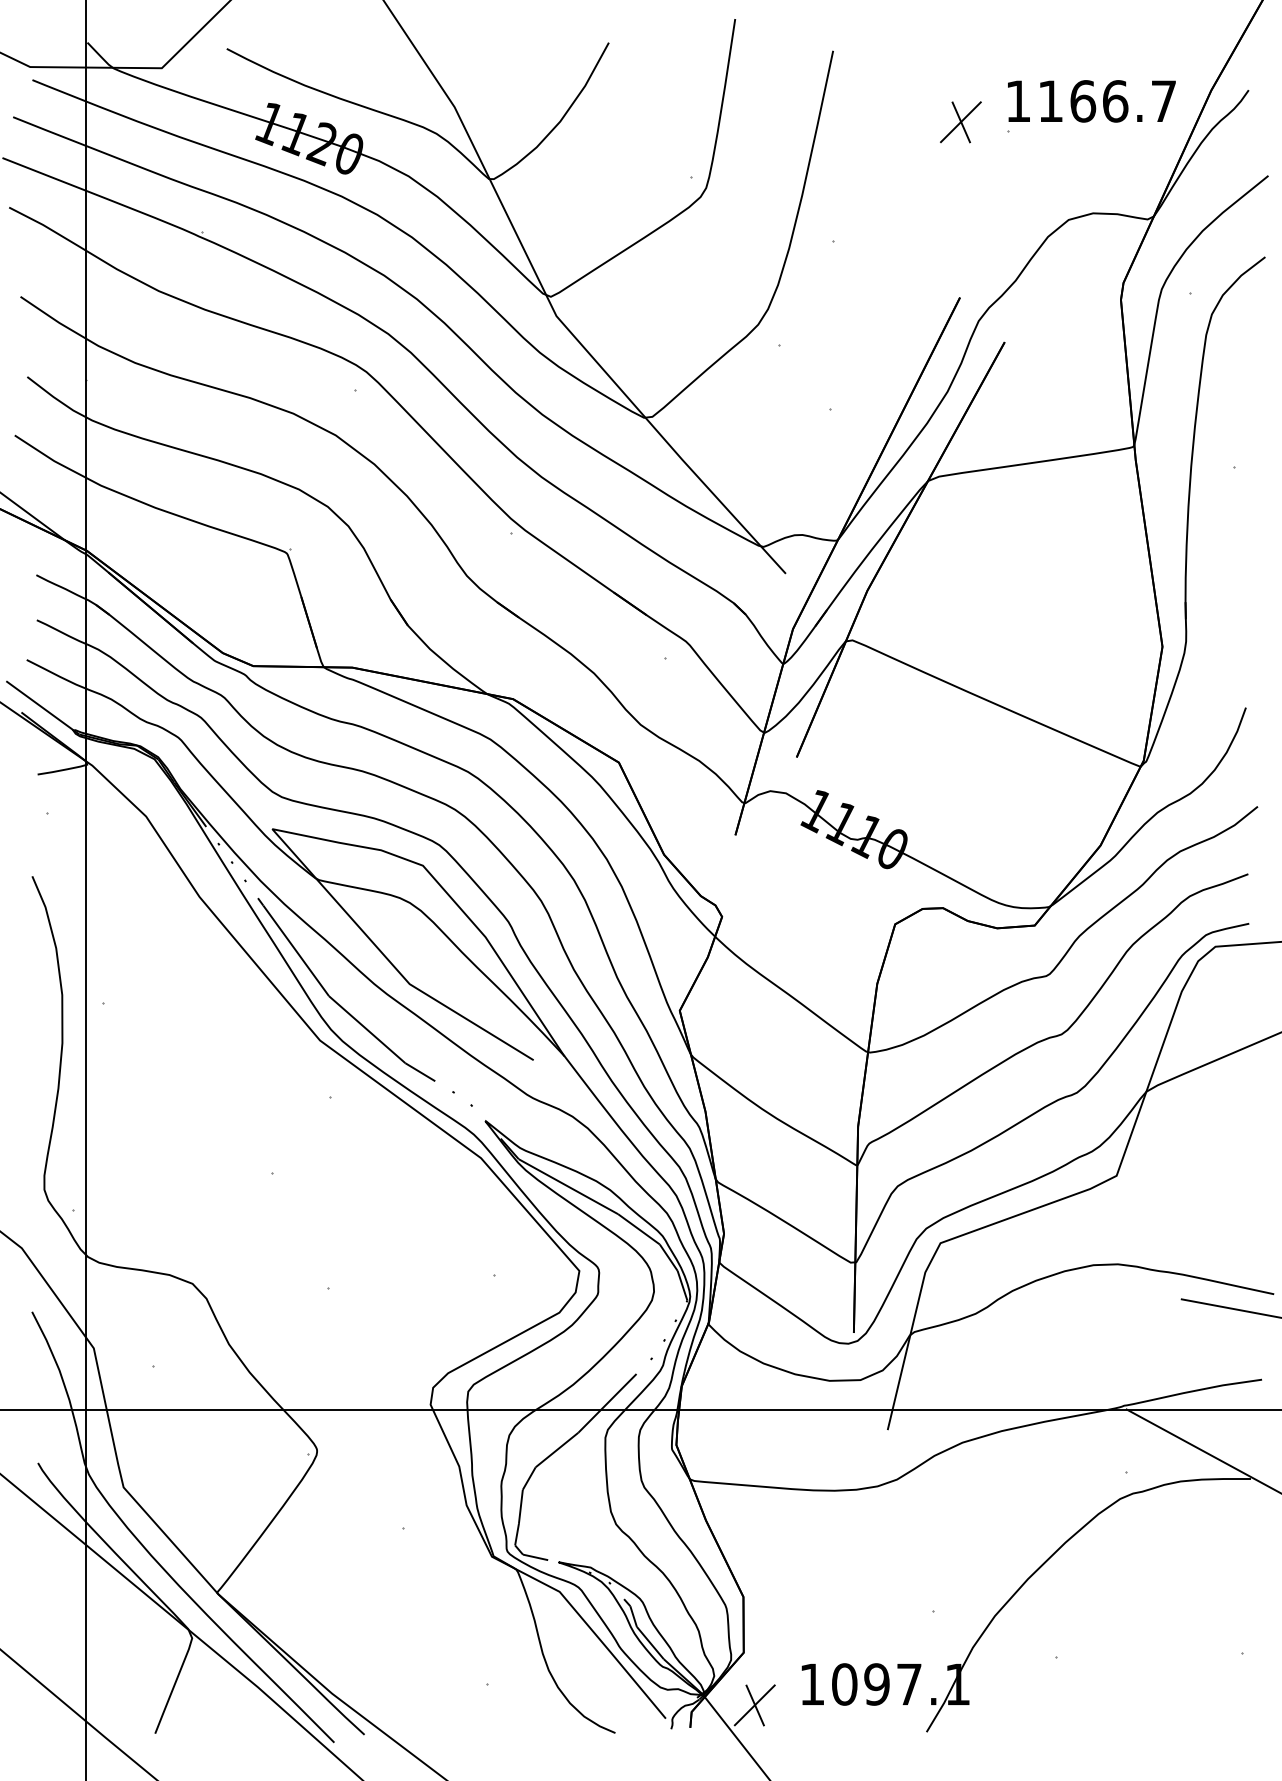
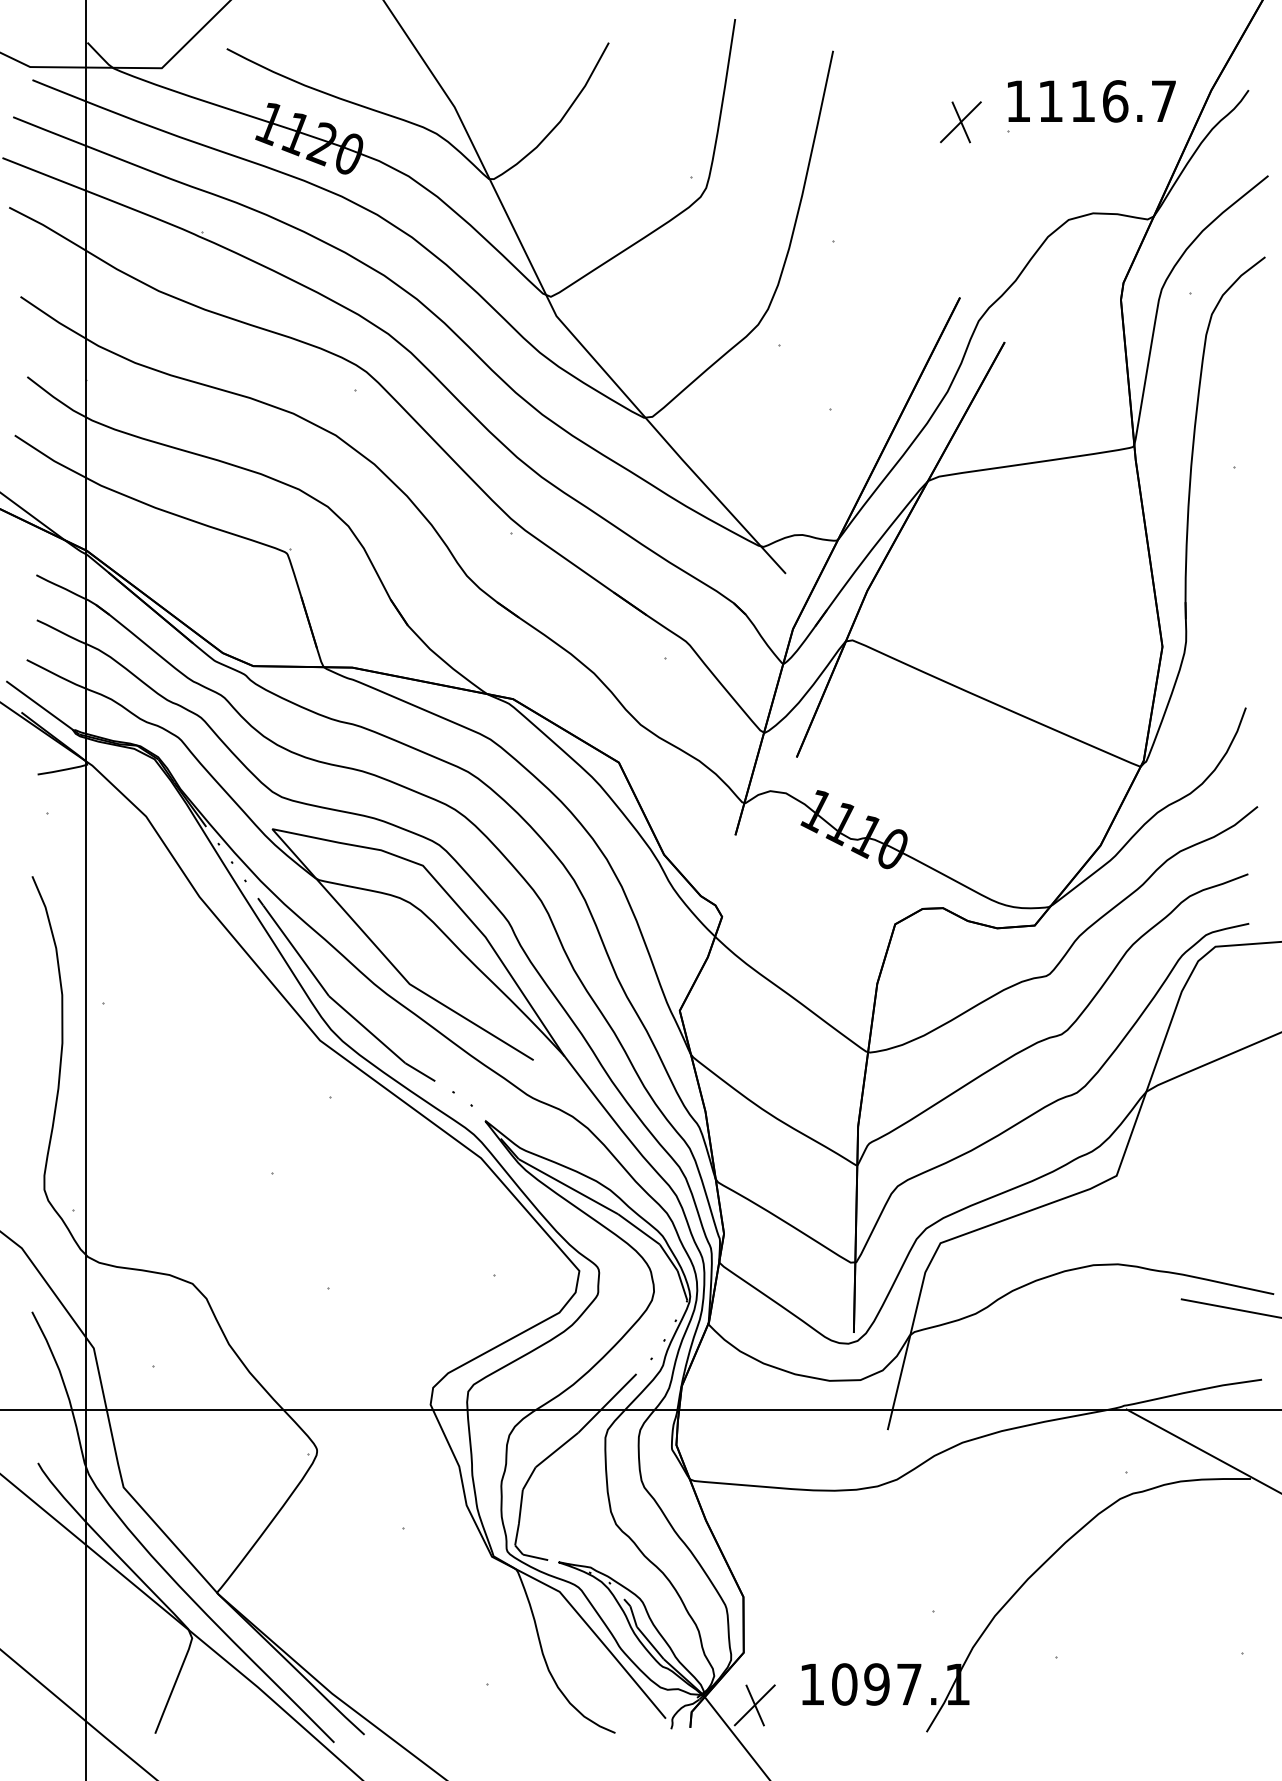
text: 1166.7 -> 1116.7 (1083, 101)
